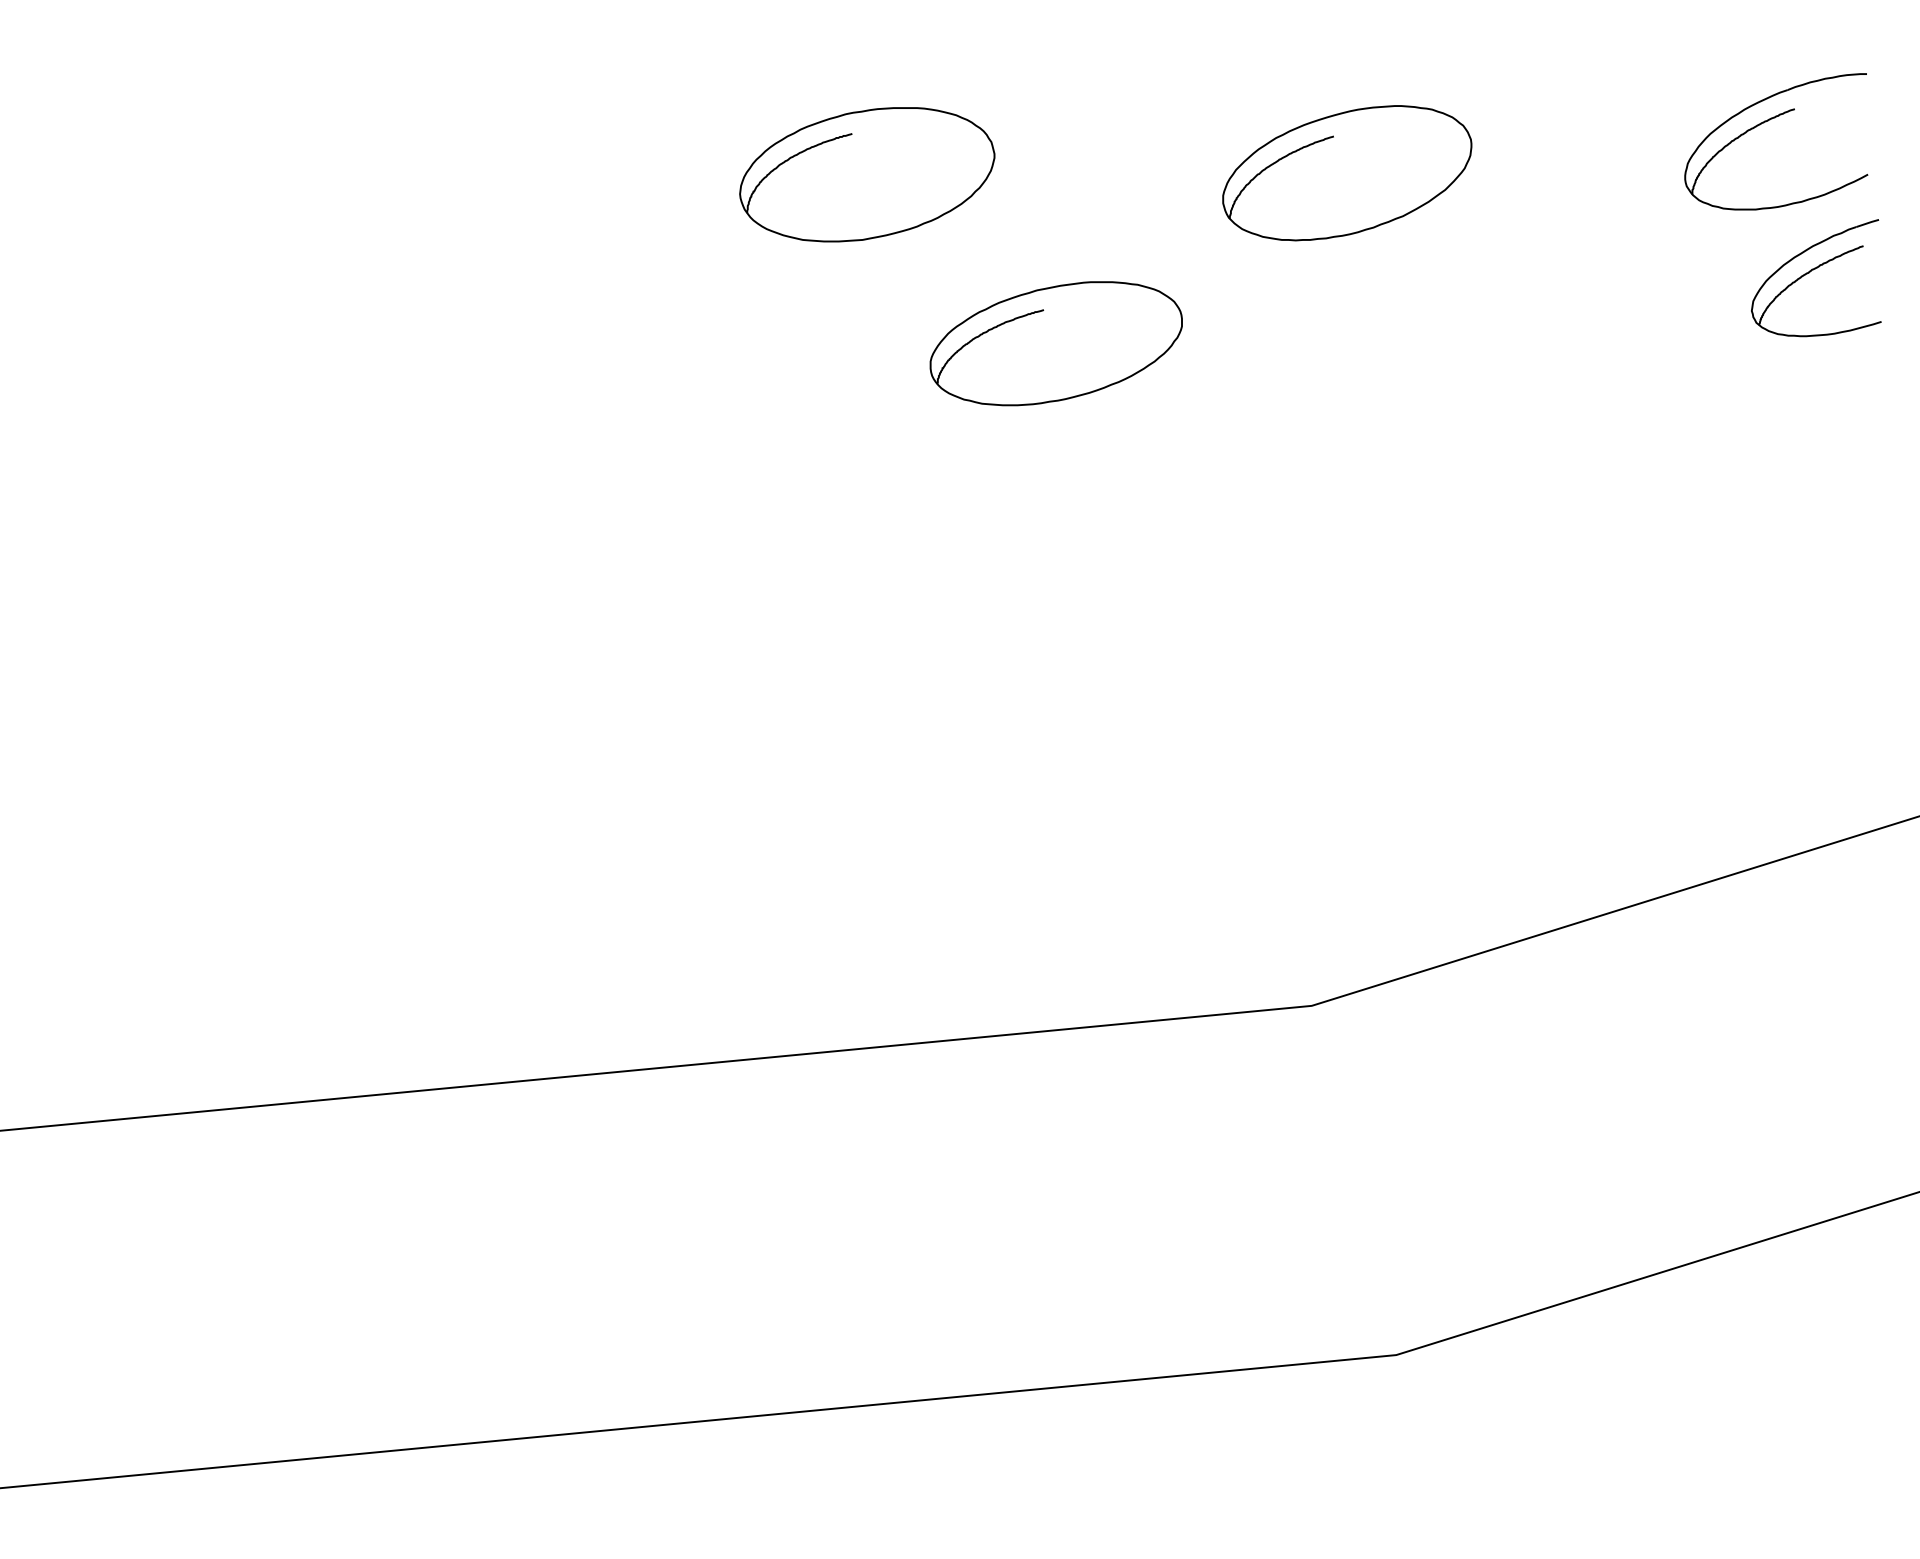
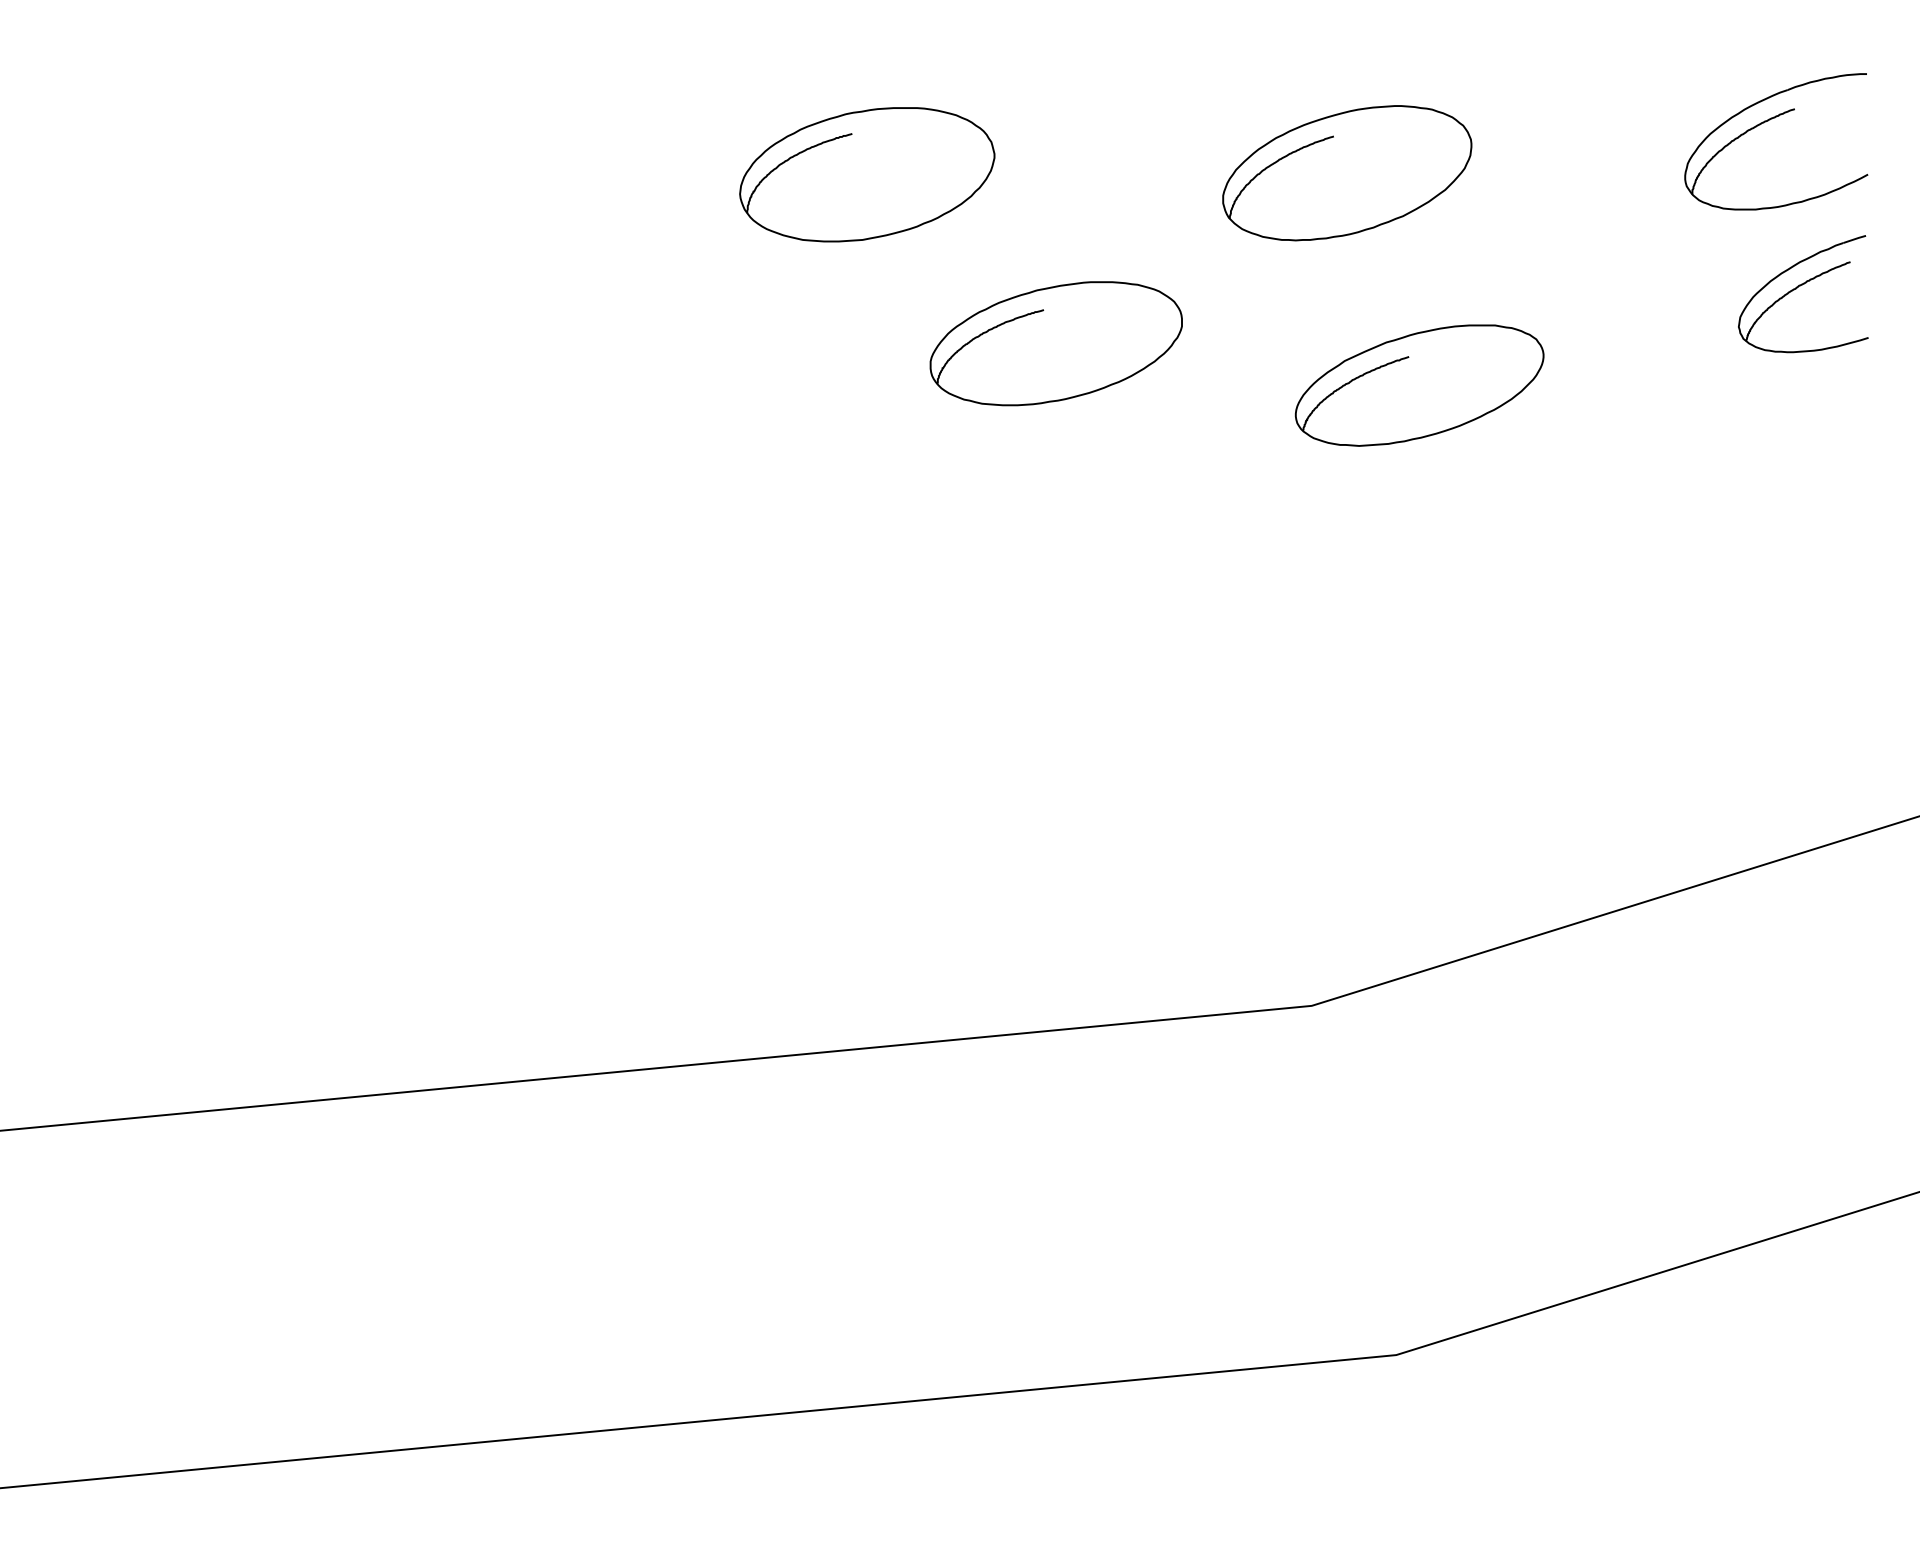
part position: (1810, 272) -> (1797, 288) (1797, 288)
part: none -> present (1419, 385)
